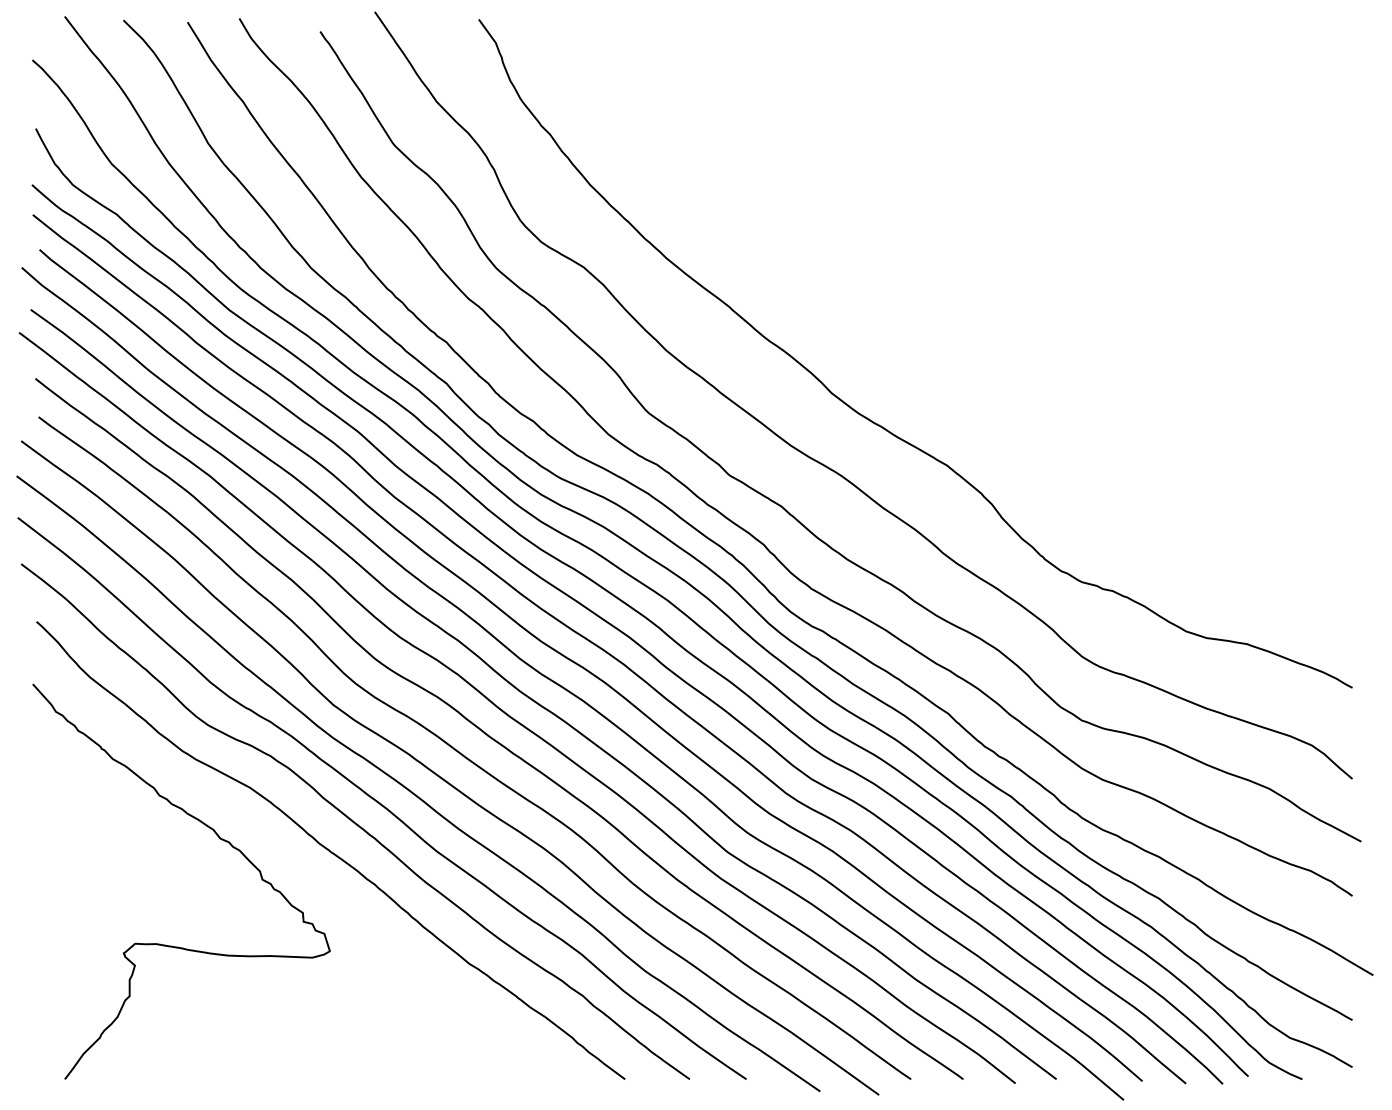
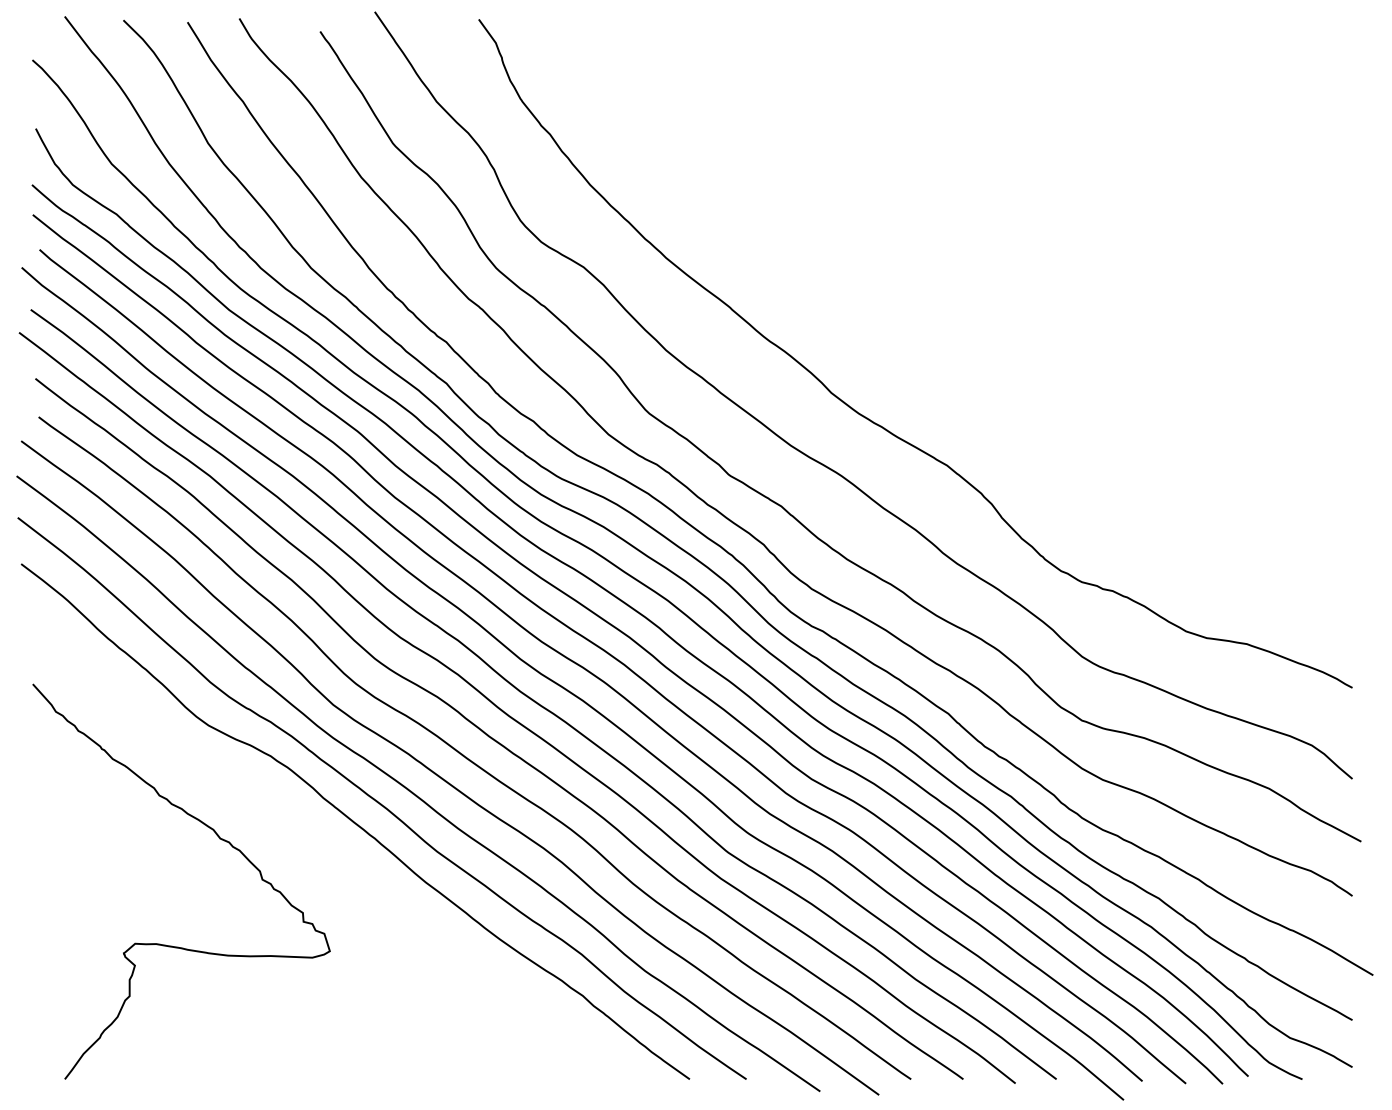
curve: present -> none (330, 850)
